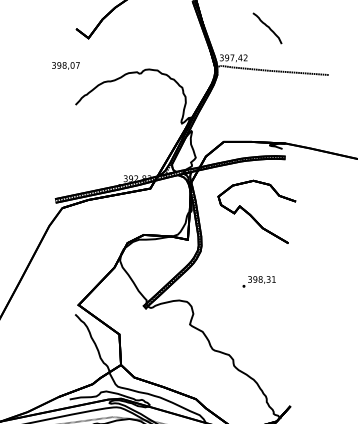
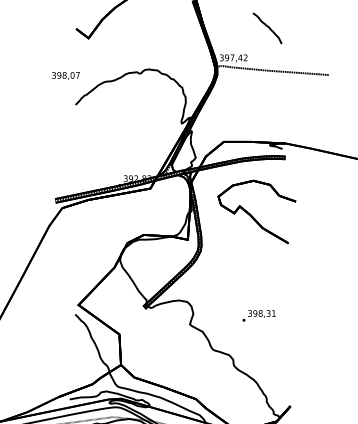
text position: (65, 65) -> (65, 75) (65, 75)
text position: (258, 281) -> (258, 315) (258, 315)
